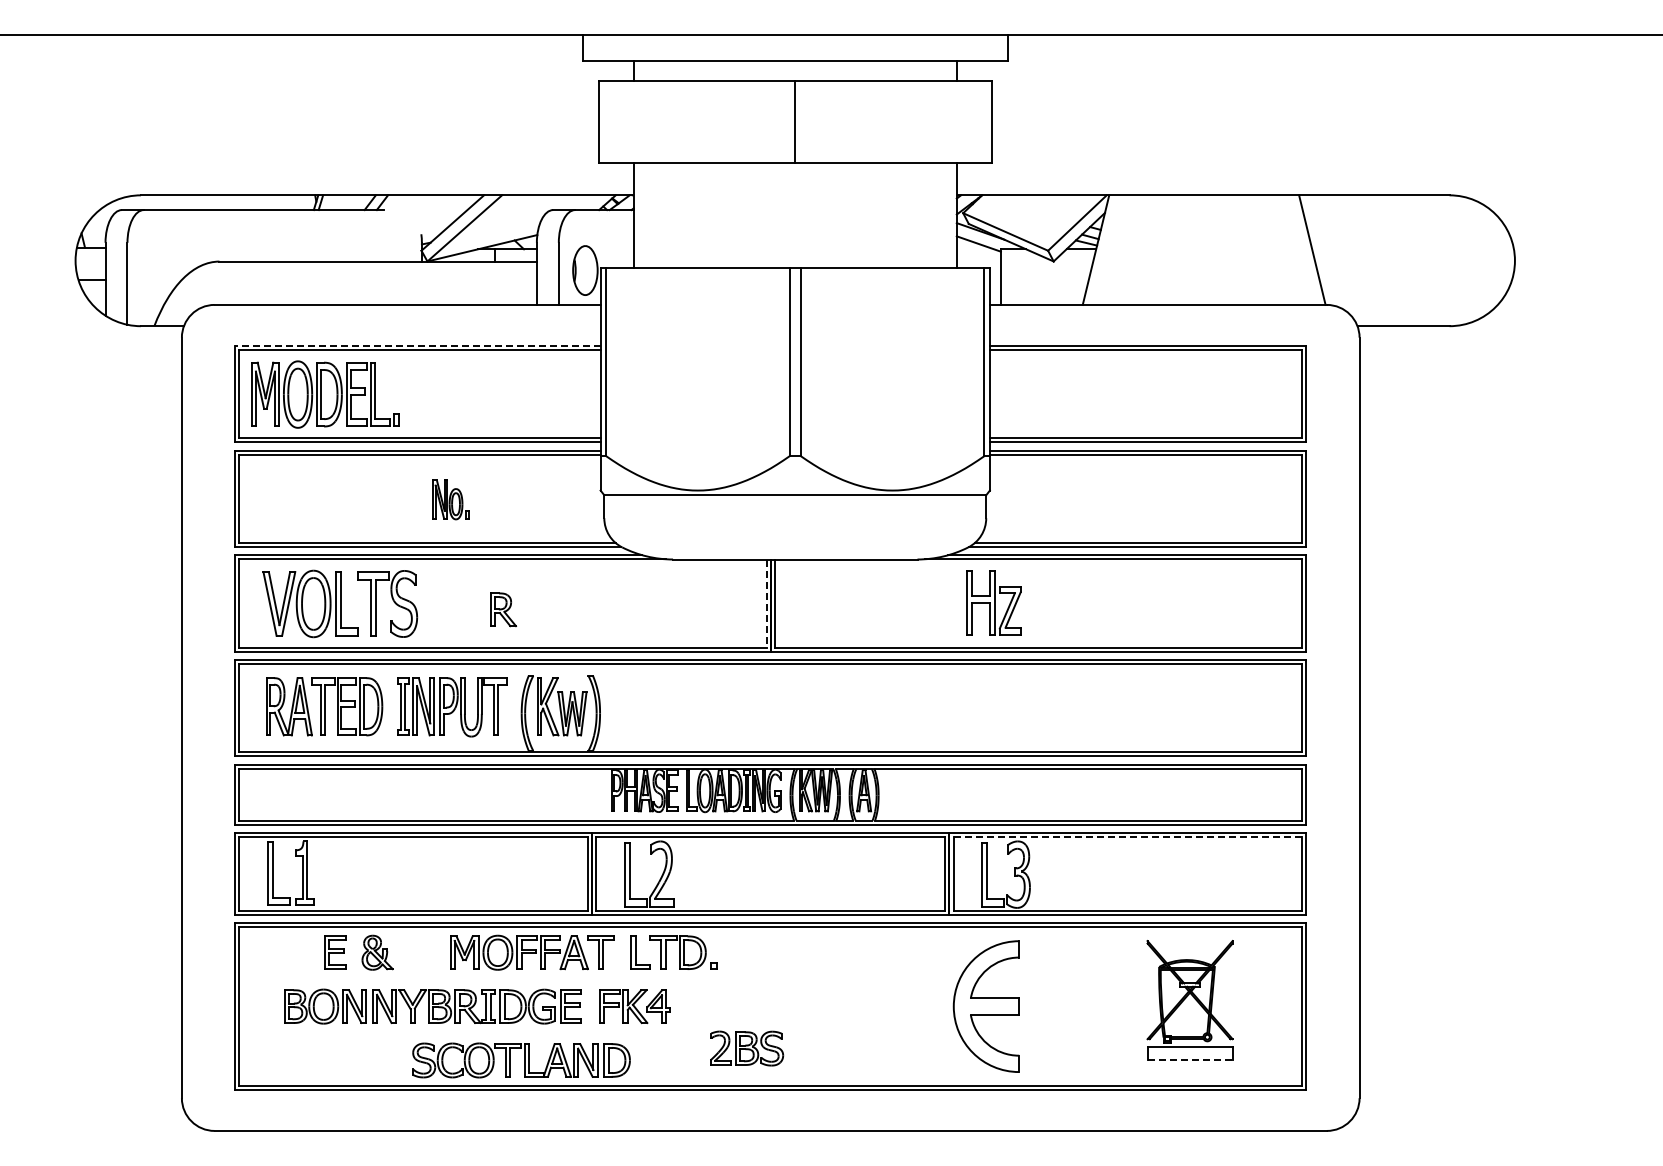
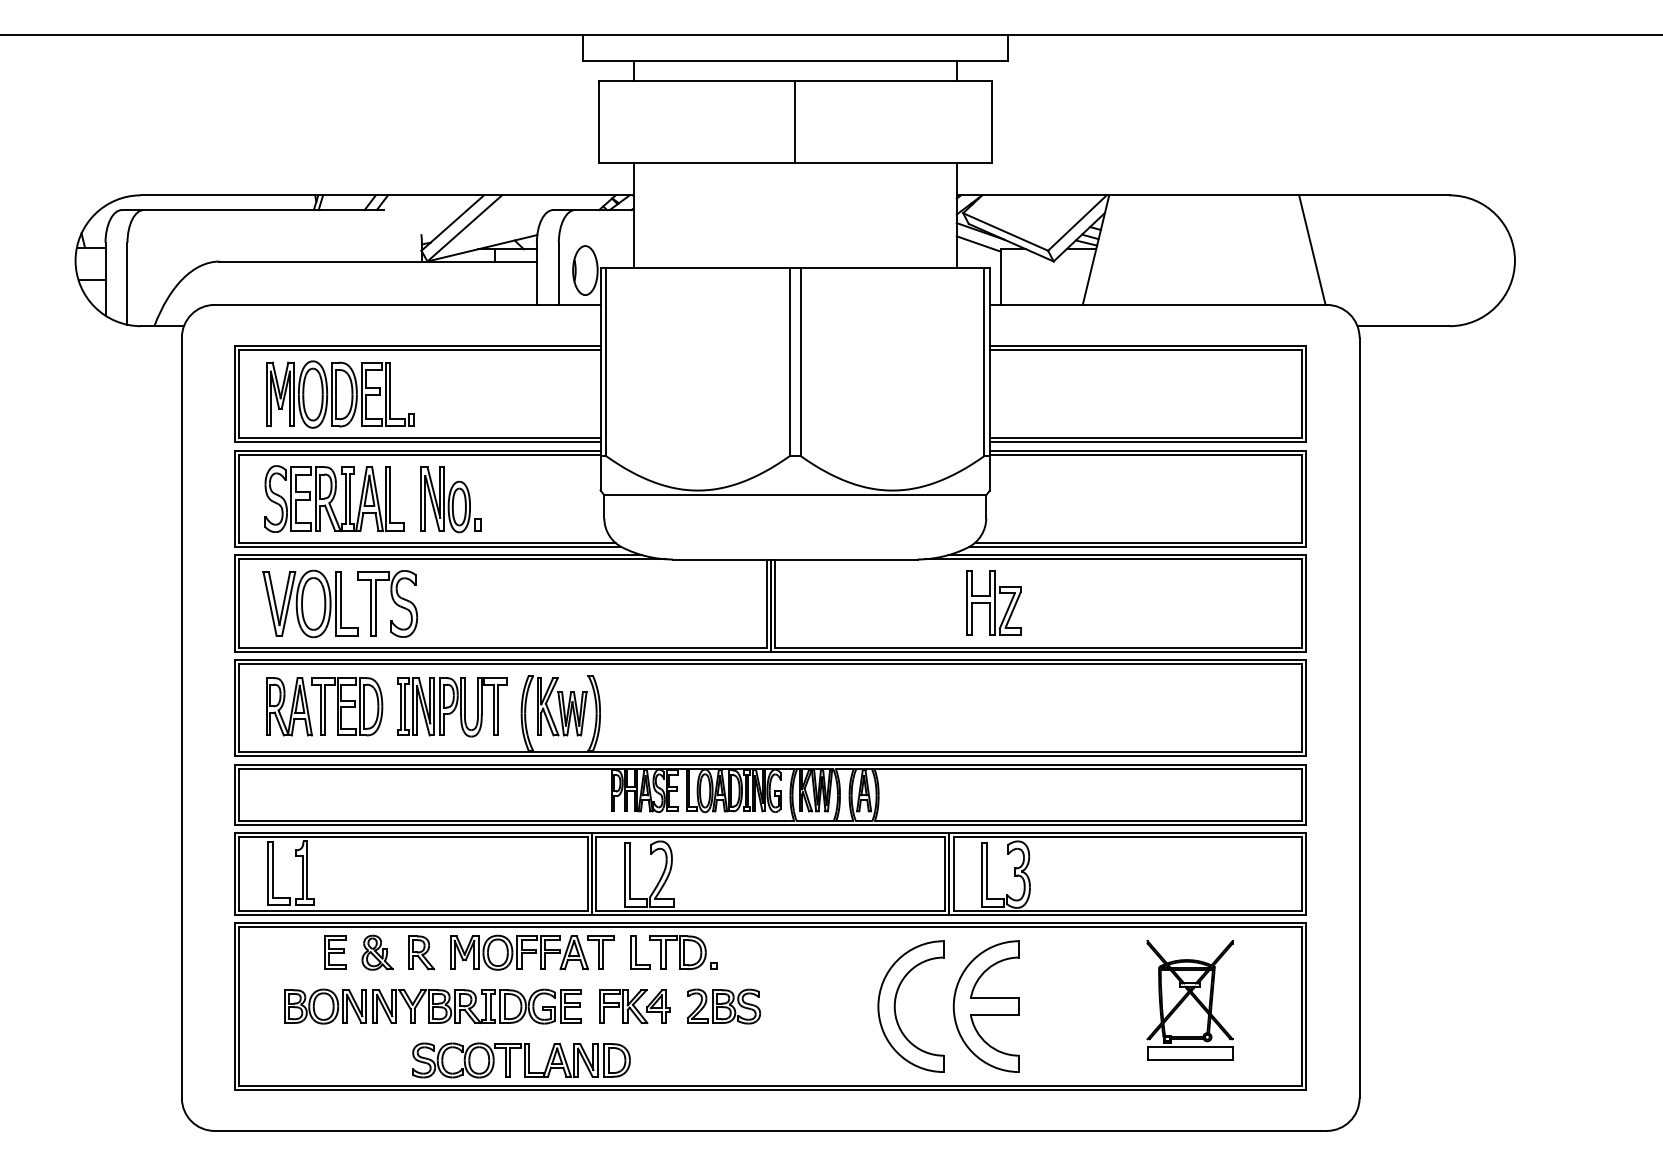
line: dashed -> solid (417, 345)
part position: (325, 394) -> (340, 394) (340, 394)
part: none -> present (334, 498)
part size: 38x42 px -> 62x68 px (450, 499)
line: dashed -> solid (766, 604)
part position: (503, 609) -> (421, 952) (421, 952)
line: dashed -> solid (1128, 837)
part: none -> present (895, 1006)
part position: (747, 1048) -> (724, 1006) (724, 1006)
line: dashed -> solid (1190, 1059)
